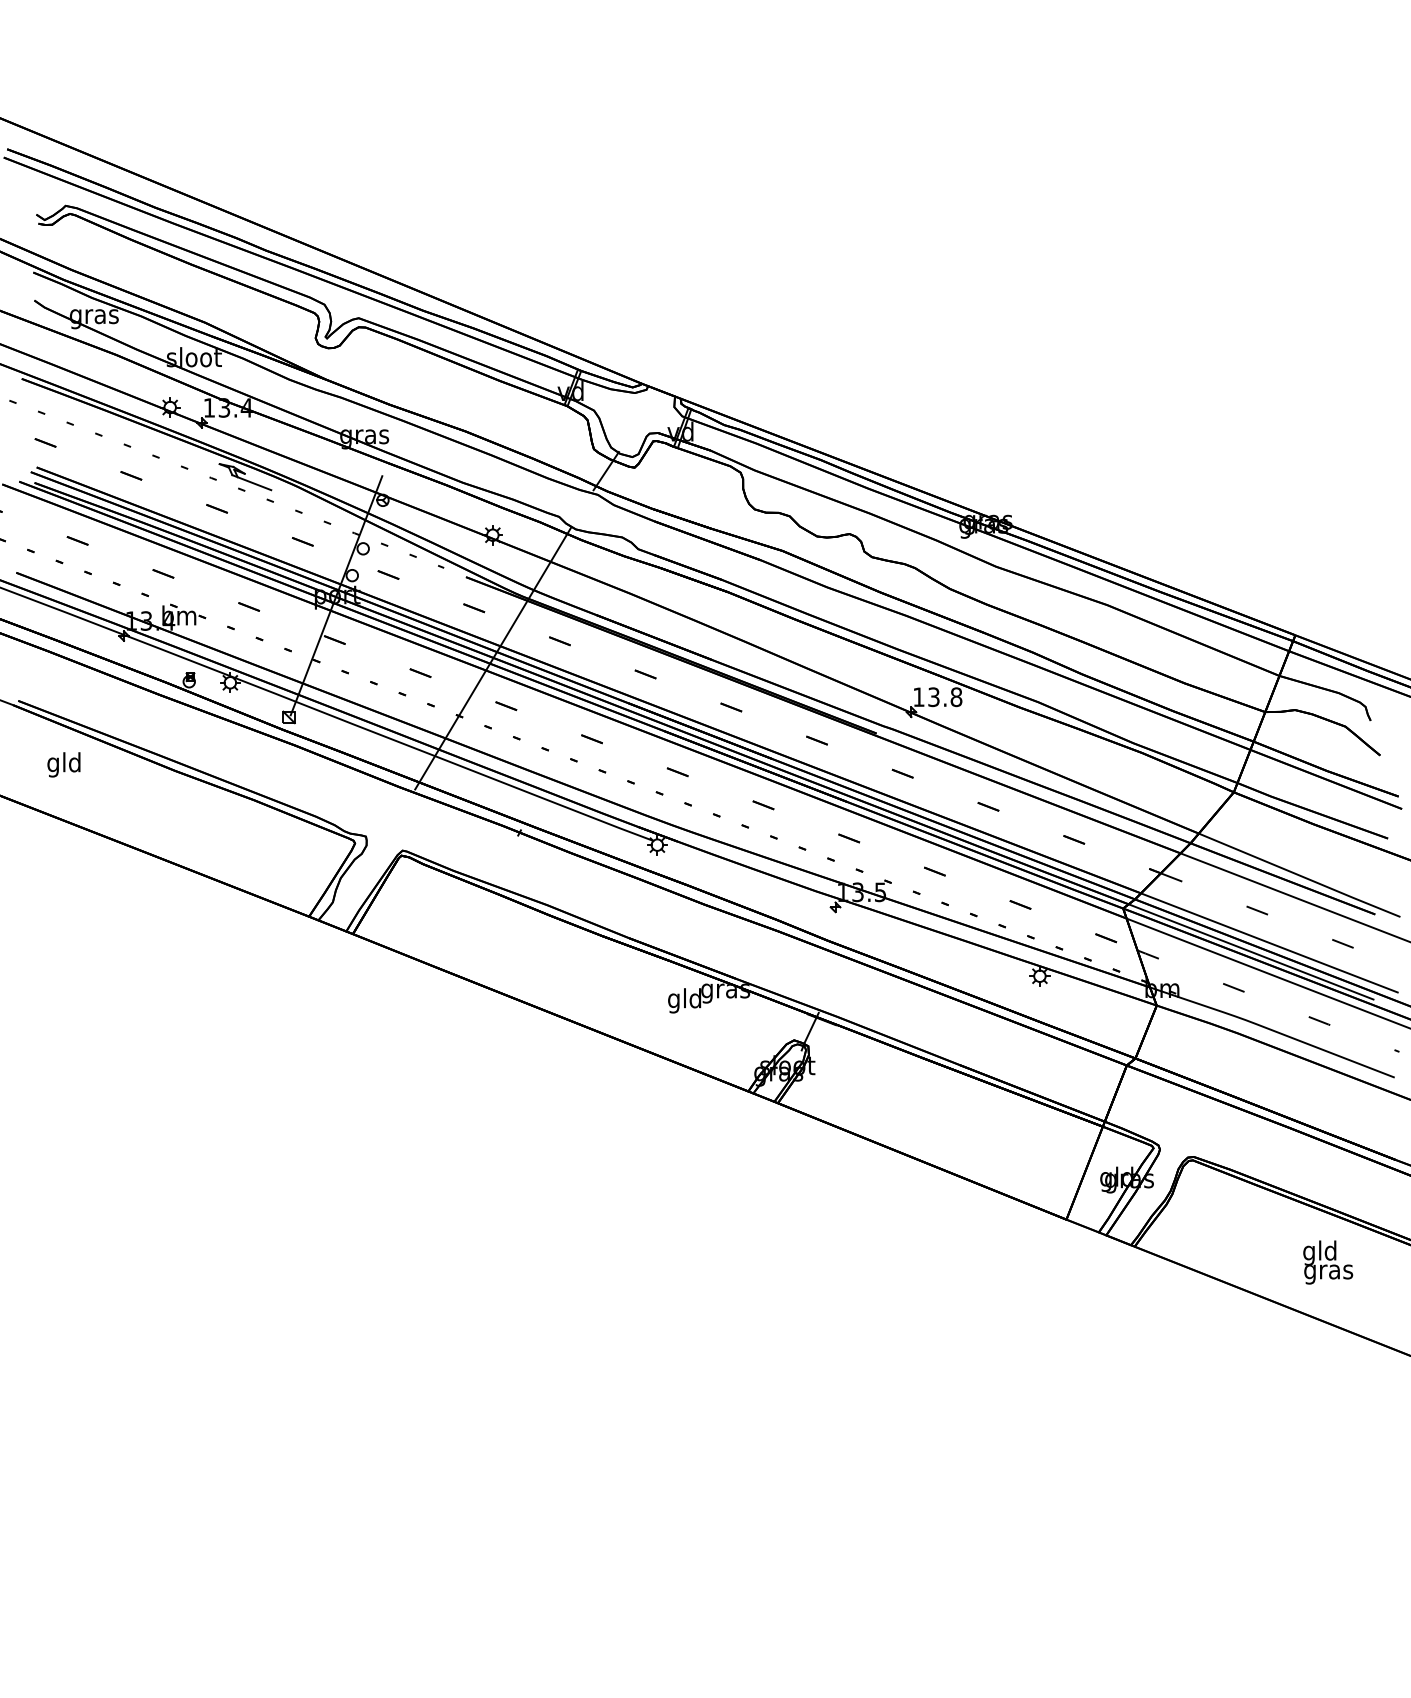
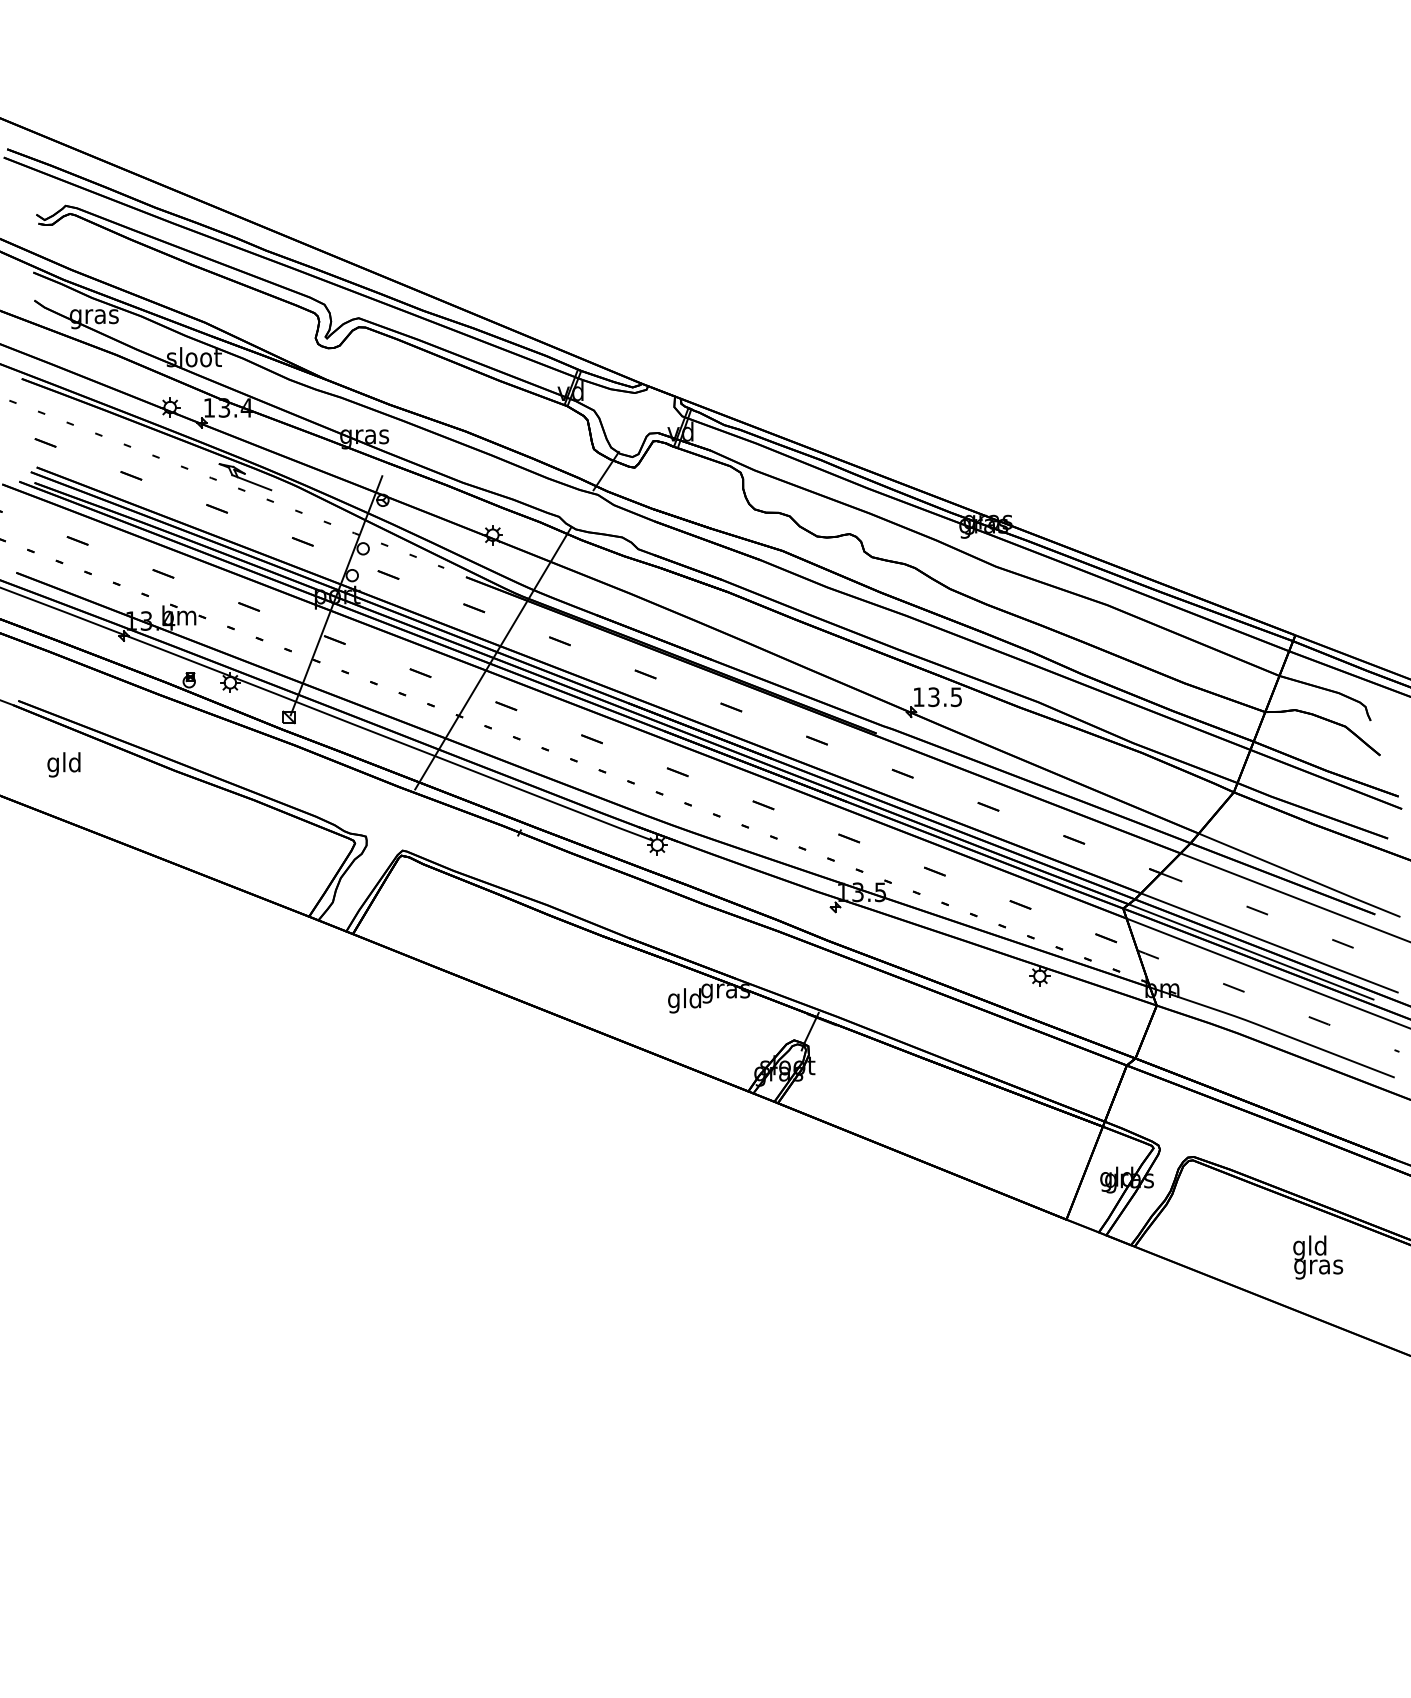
text: 13.8 -> 13.5 (956, 697)
text position: (1328, 1262) -> (1318, 1257) (1318, 1257)
